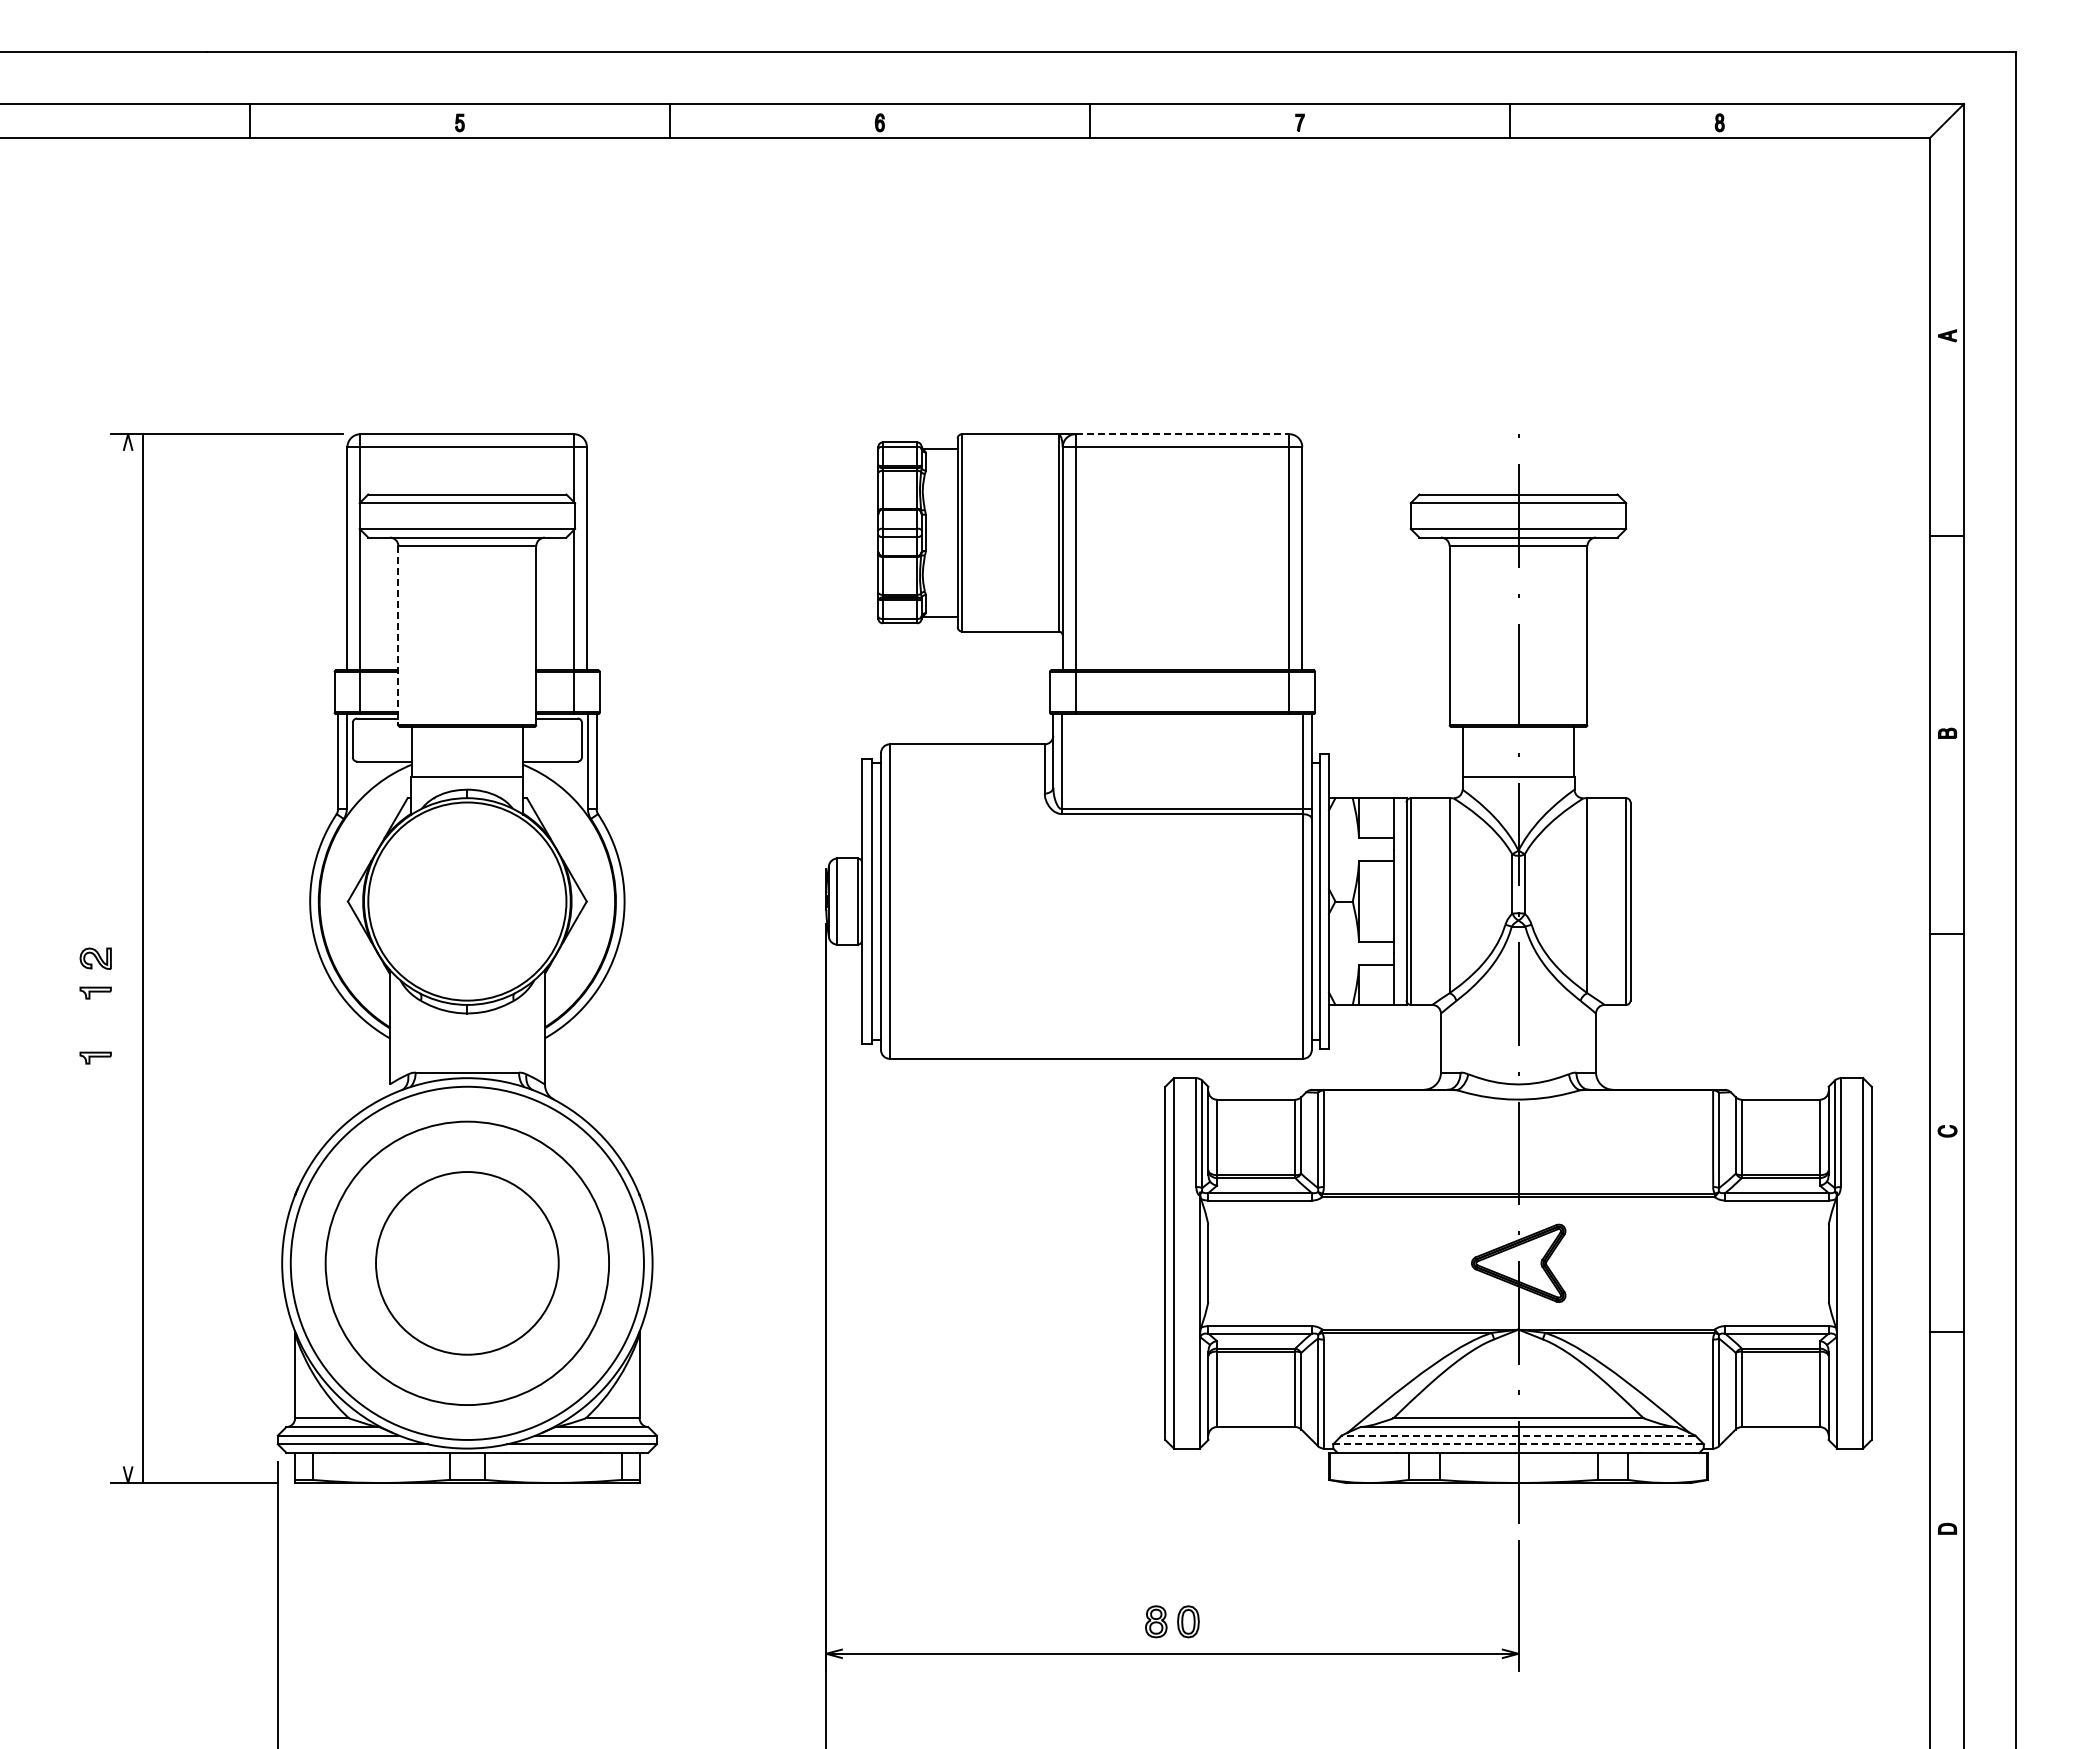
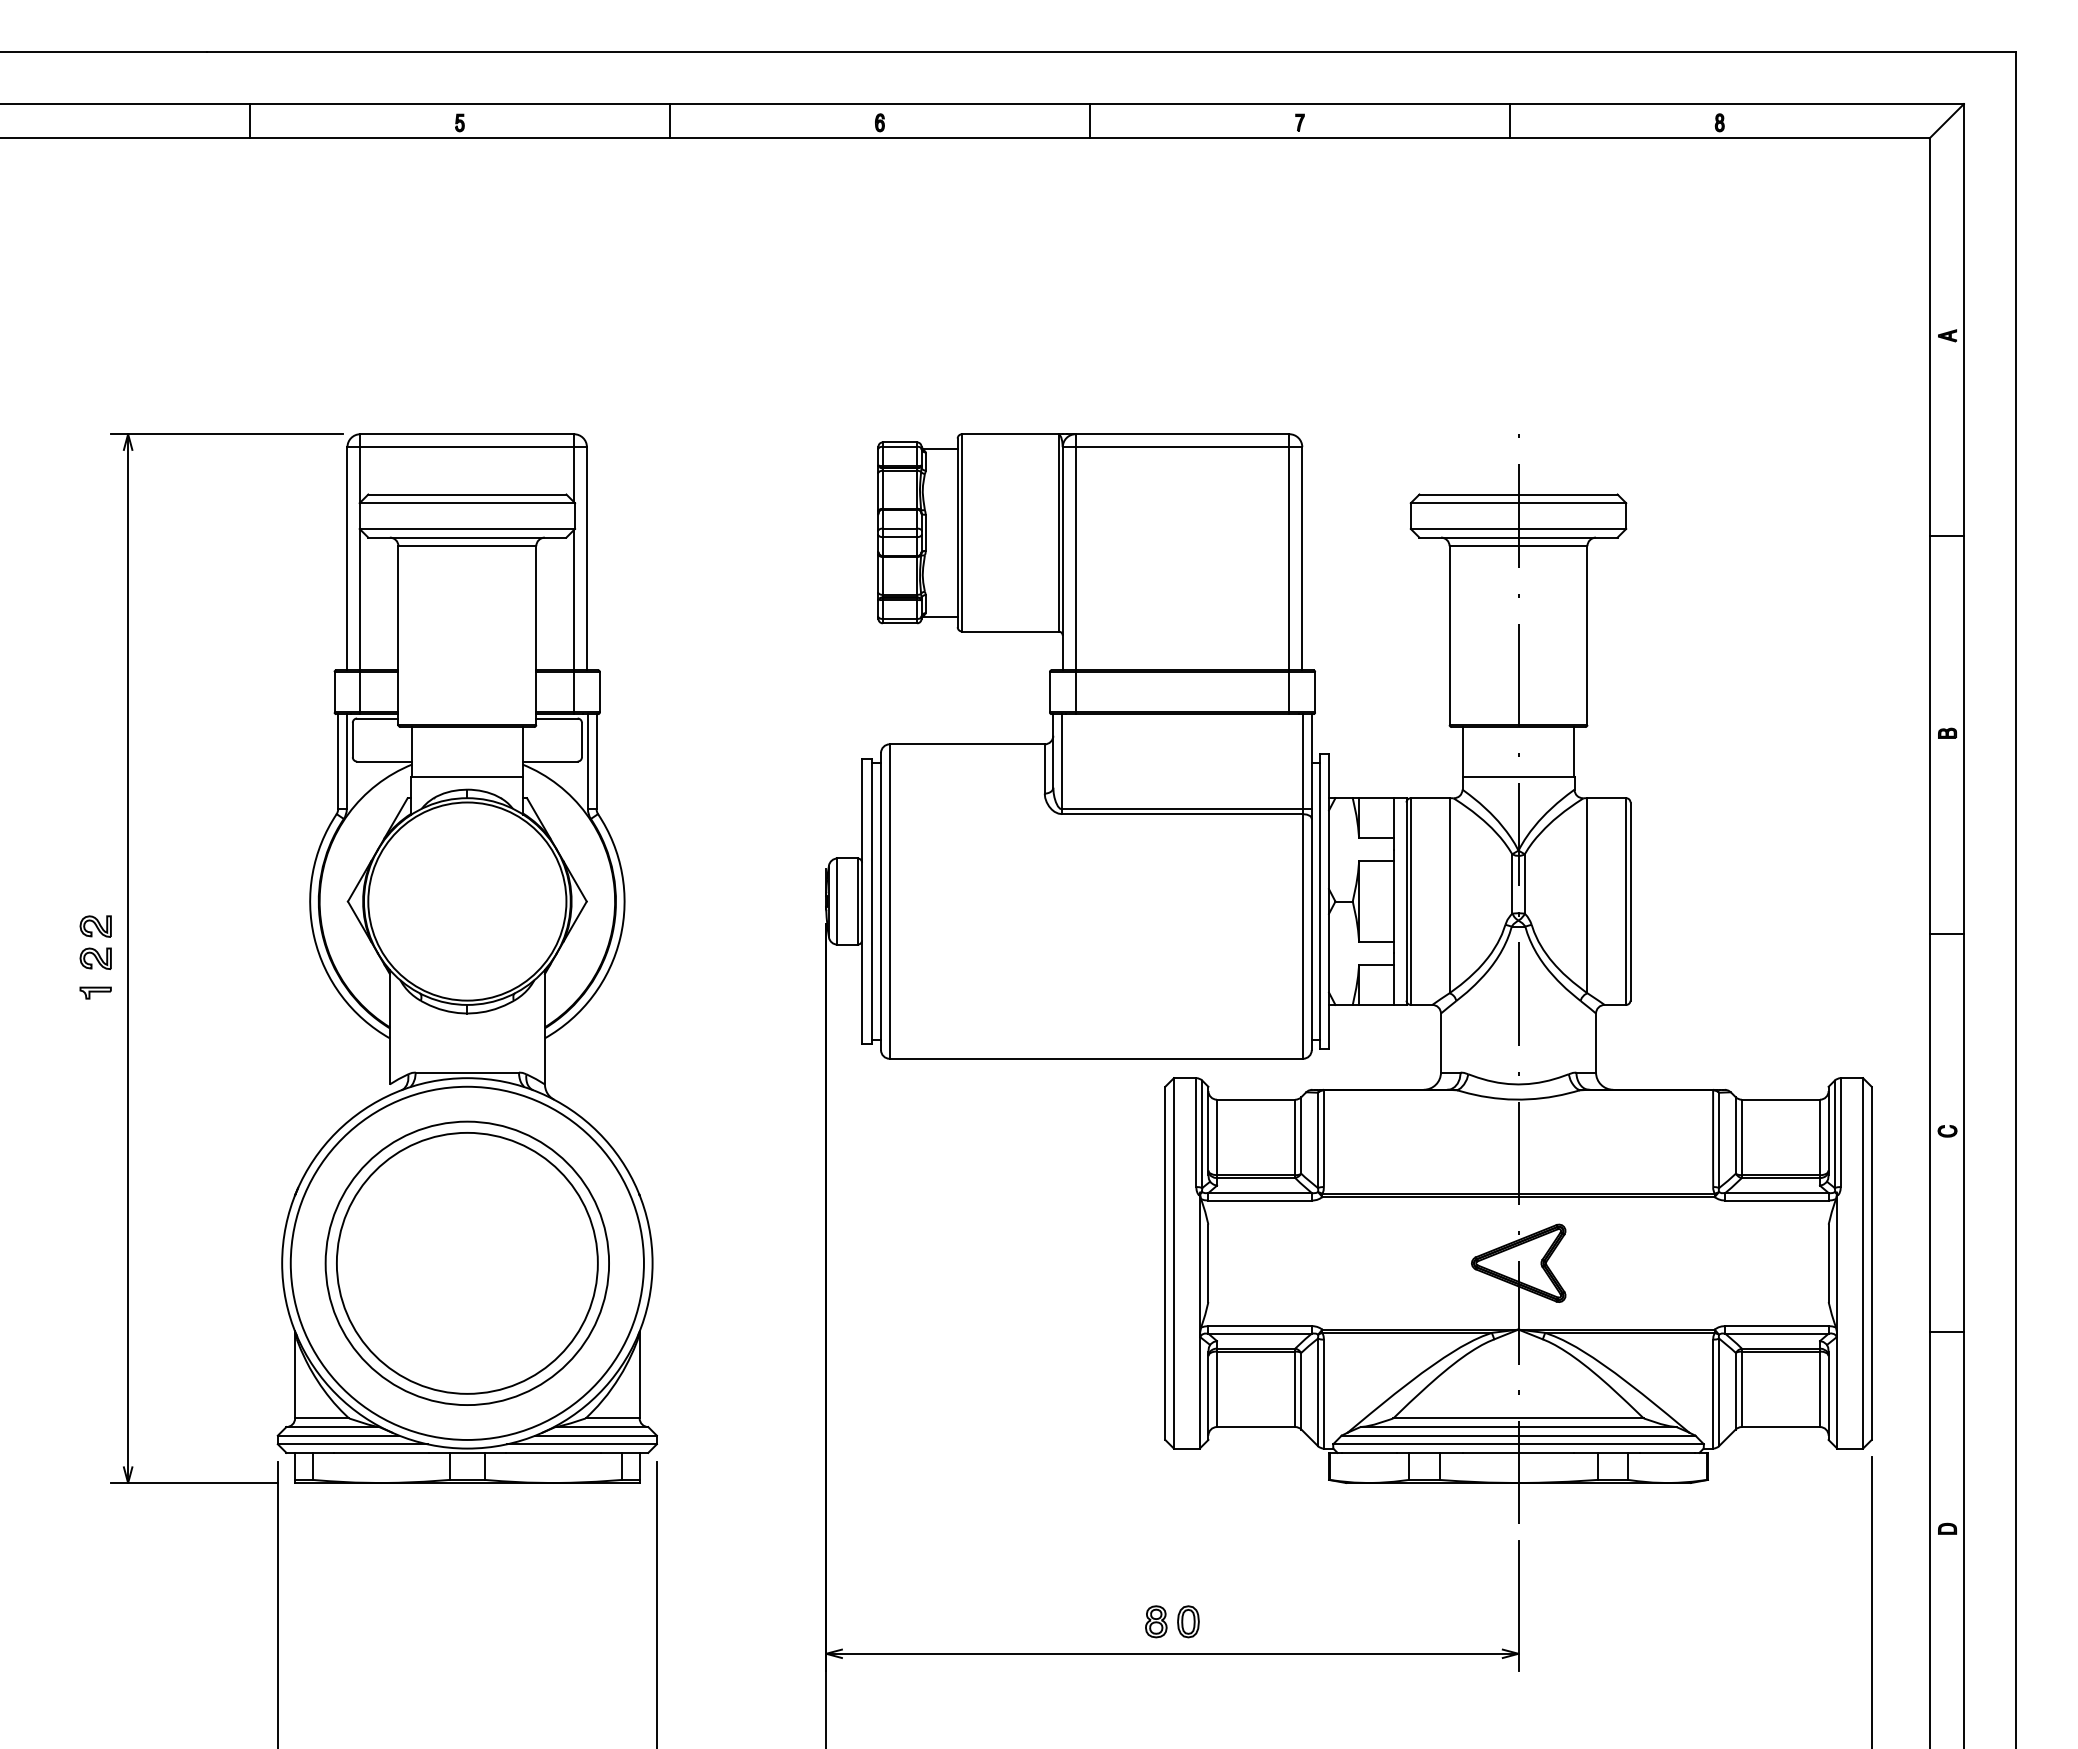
line: dashed -> solid (1182, 434)
line: dashed -> solid (398, 636)
part: none -> present (95, 926)
line position: (143, 958) -> (128, 958) (128, 958)
part: present -> none (95, 1057)
circle diameter: 183 px -> 261 px (466, 1262)
line: dashed -> solid (1518, 1435)
line: dashed -> solid (1519, 1444)
line: none -> present (1871, 1601)
line: none -> present (656, 1603)
